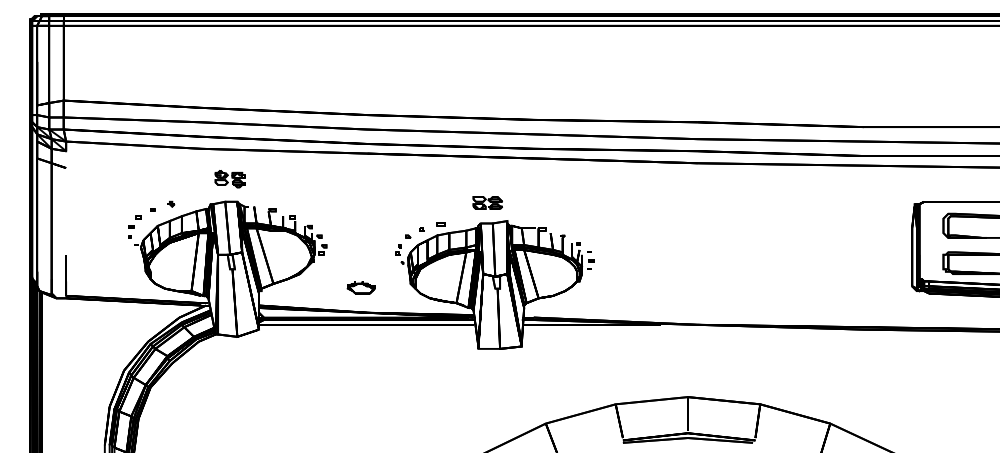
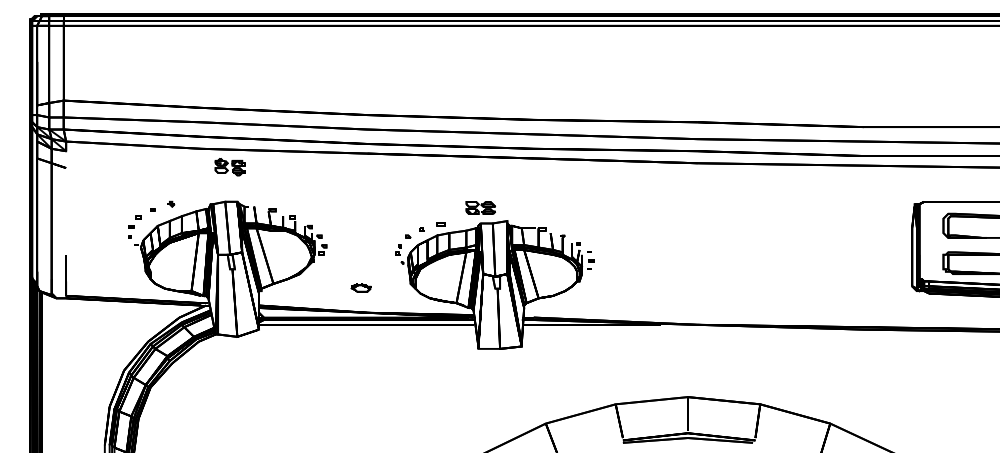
part position: (229, 179) -> (229, 167) (229, 167)
part position: (487, 202) -> (480, 207) (480, 207)
part size: 30x14 px -> 22x10 px (360, 287)
